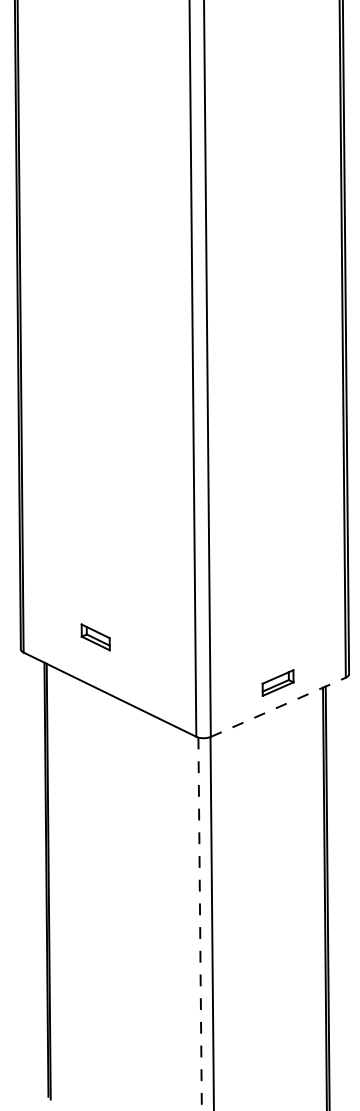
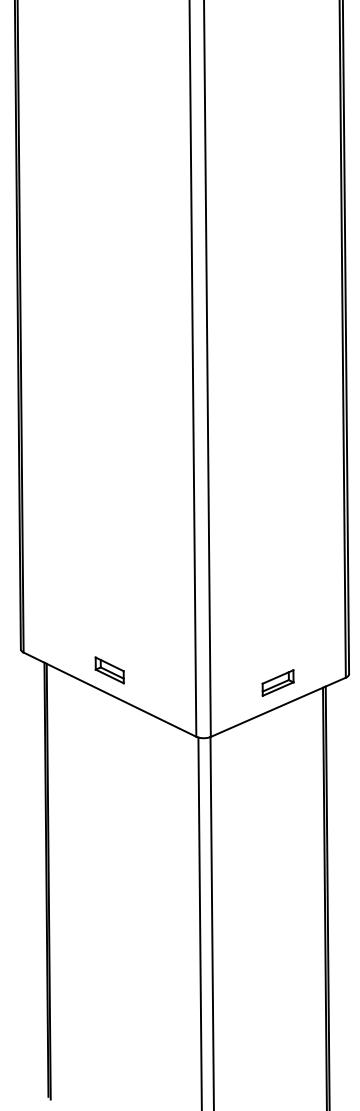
part position: (95, 637) -> (109, 670) (109, 670)
line: dashed -> solid (278, 707)
line: dashed -> solid (200, 924)
